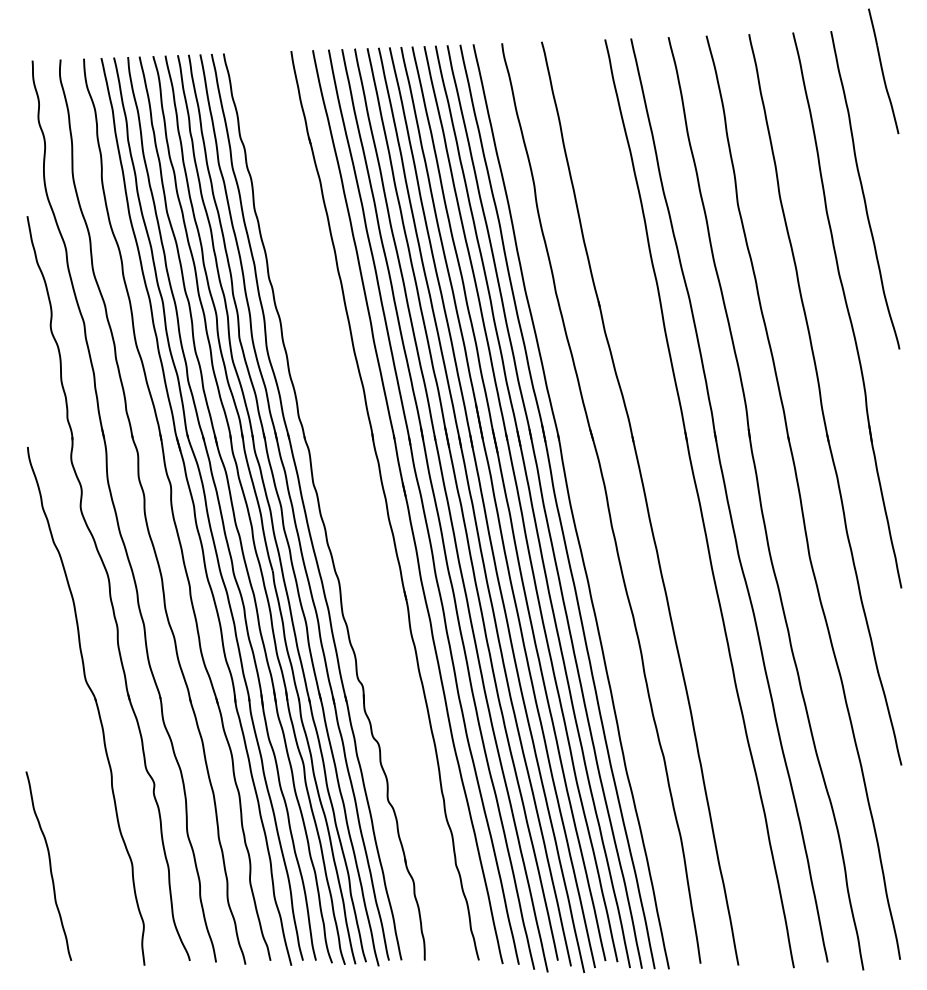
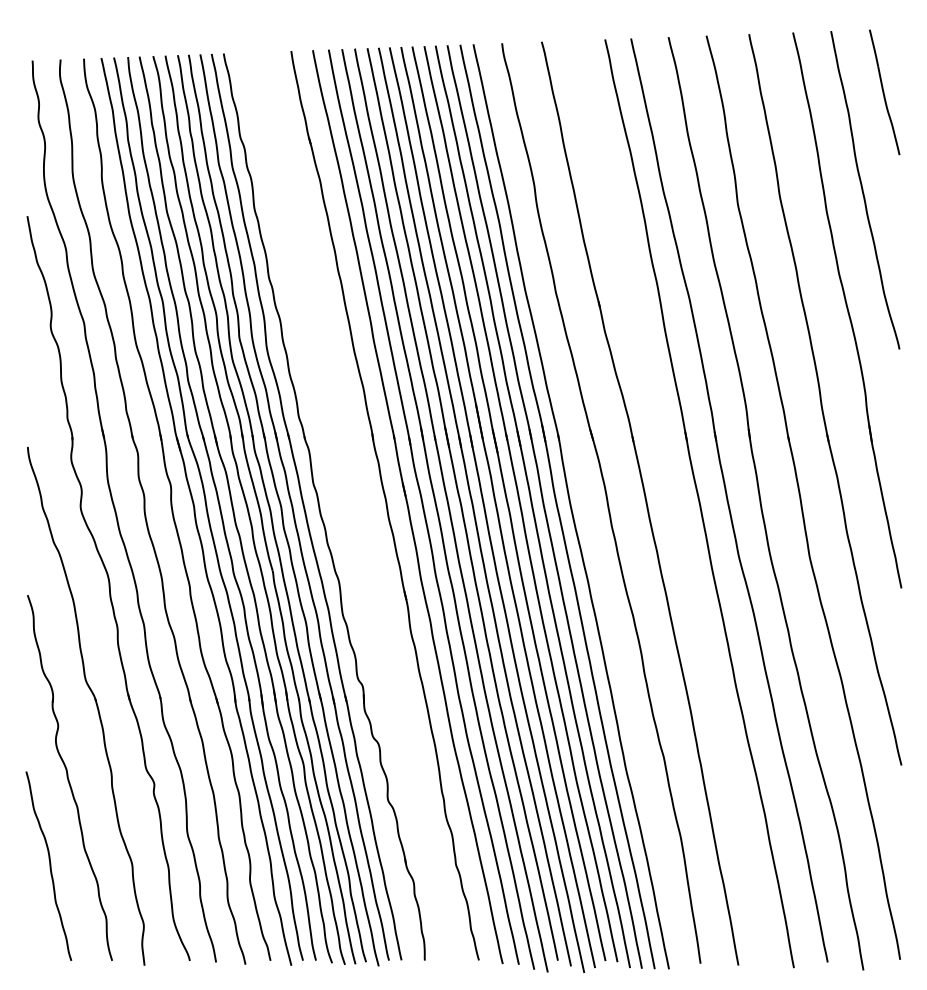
part position: (883, 71) -> (884, 92) (884, 92)
part: none -> present (69, 777)
